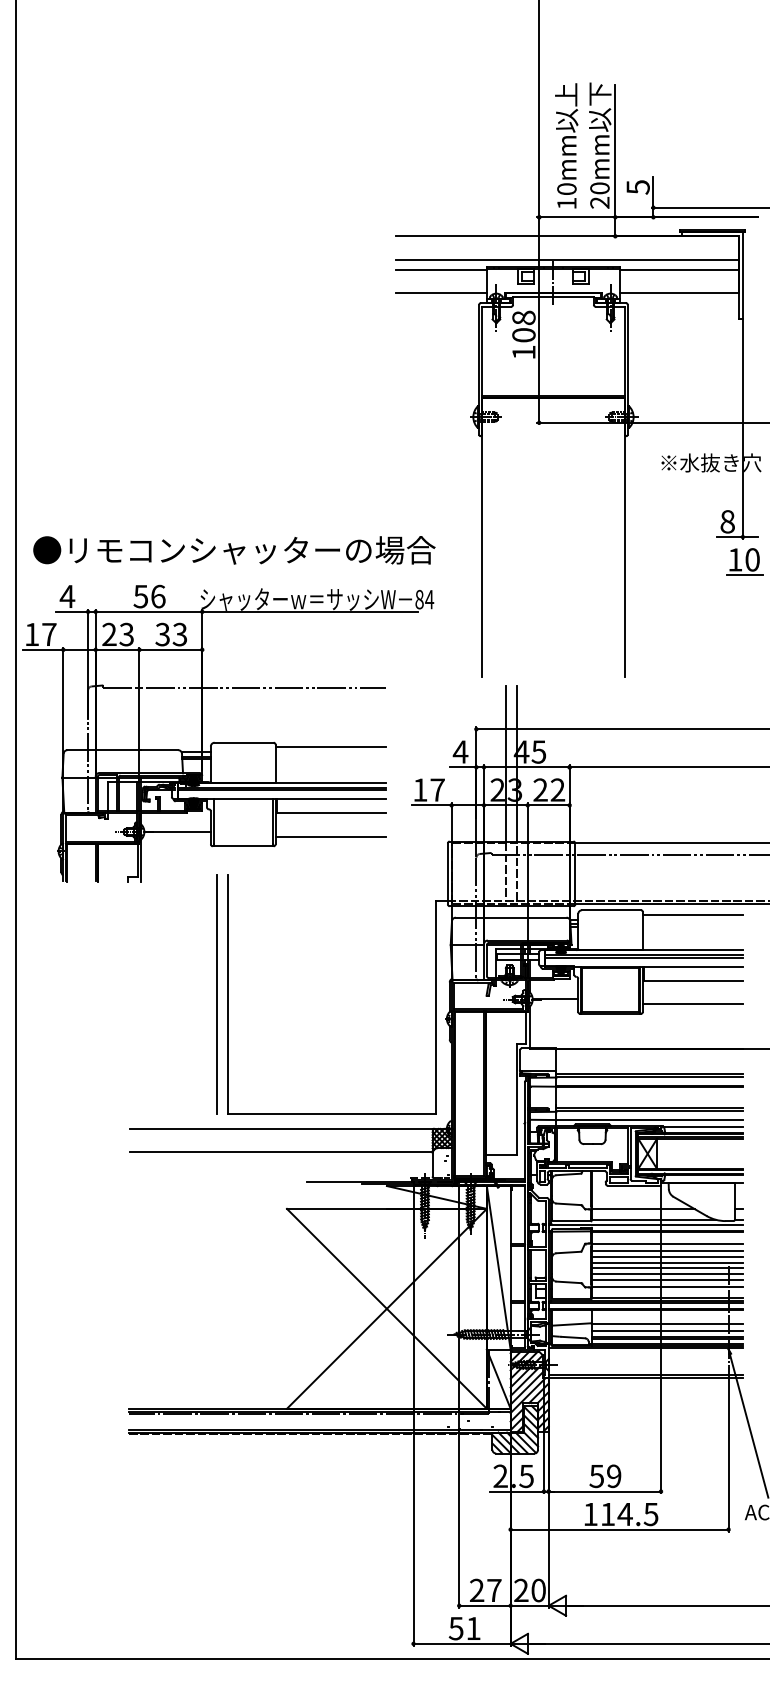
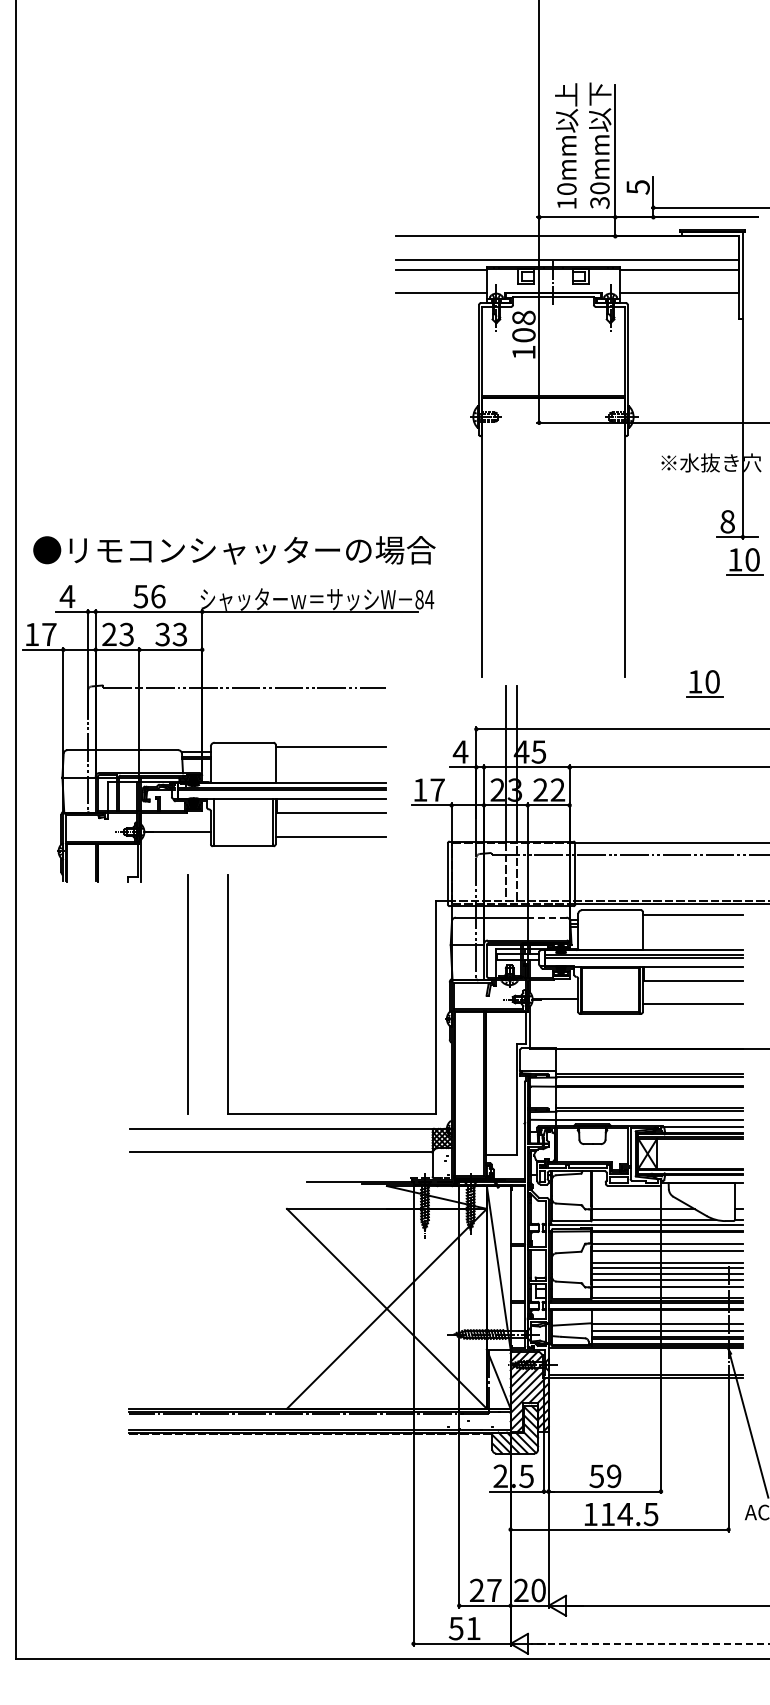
text: 20mm -> 30mm (599, 202)
part: none -> present (704, 683)
line: solid -> dashed (547, 917)
line position: (216, 994) -> (187, 994) (187, 994)
line: present -> none (667, 1256)
line: solid -> dashed (649, 1643)
